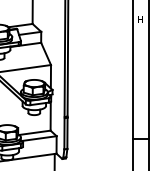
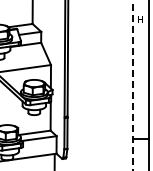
line: solid -> dashed (133, 85)
